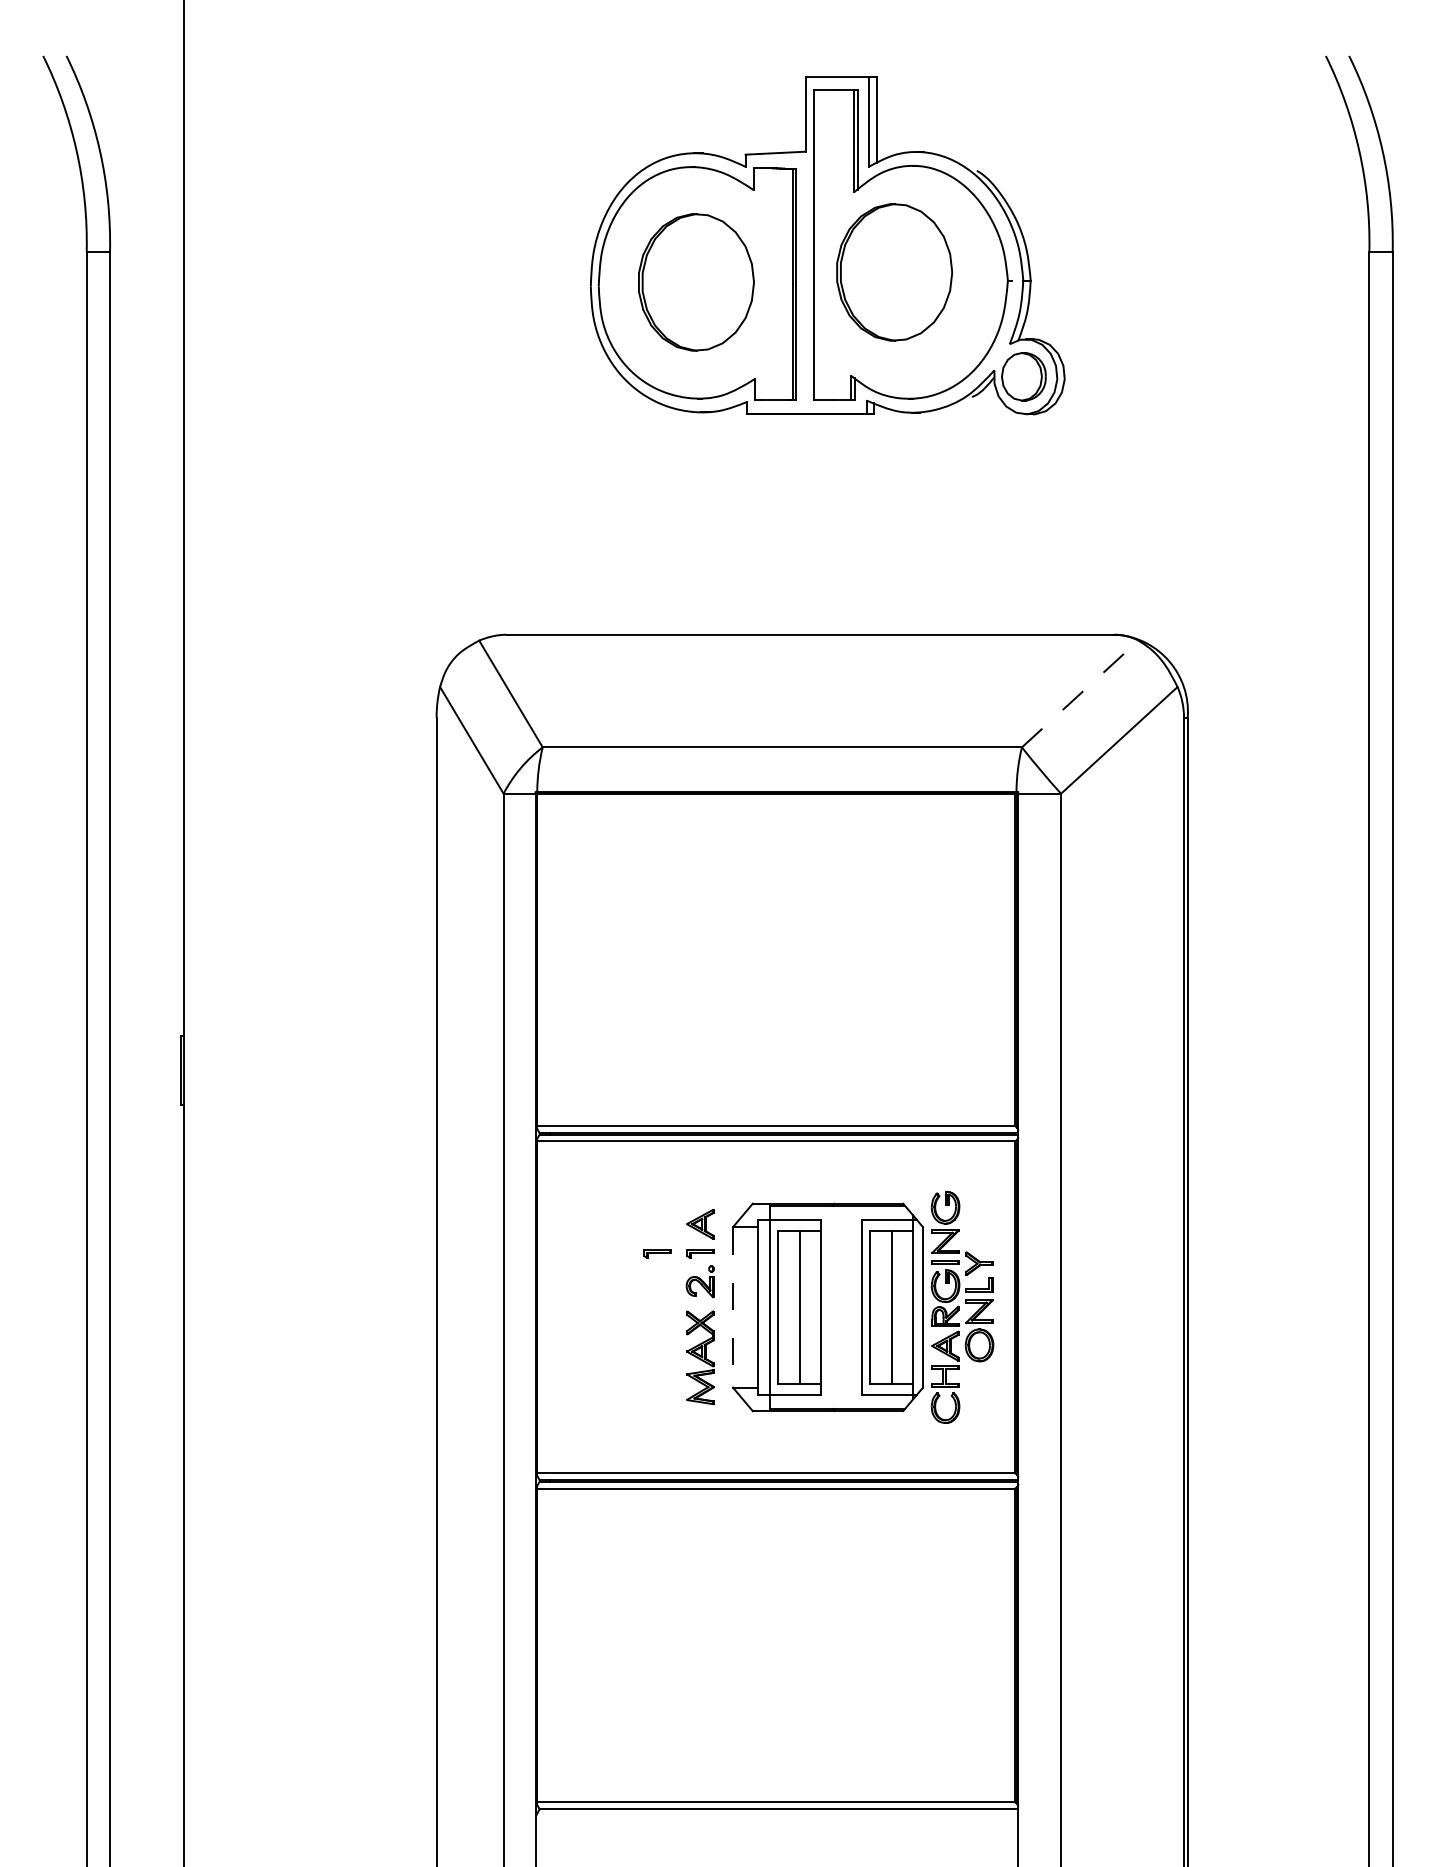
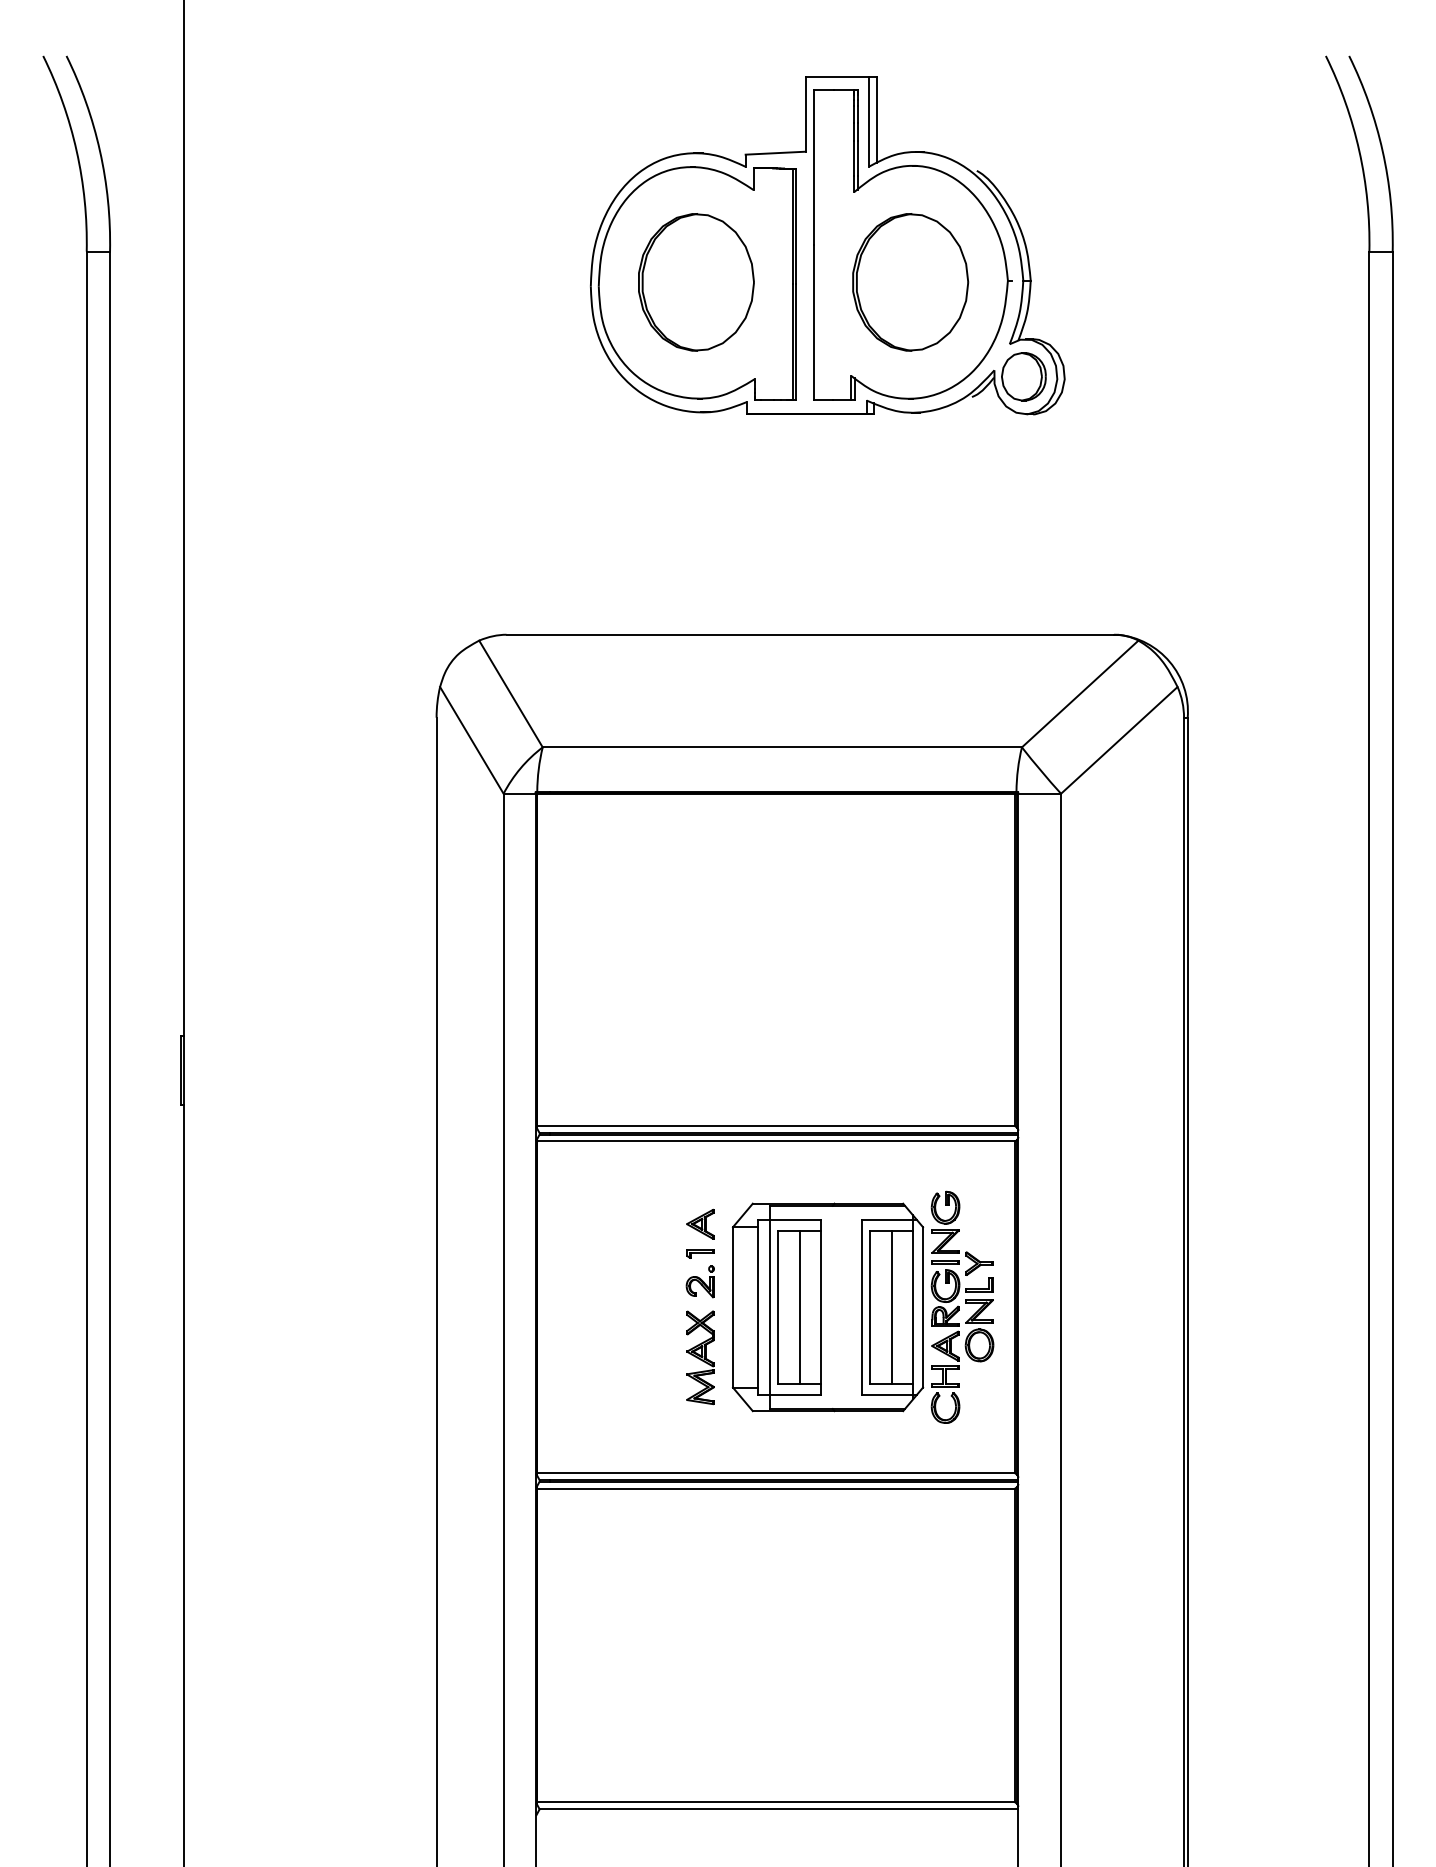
part position: (894, 272) -> (910, 282) (910, 282)
line: dashed -> solid (1080, 693)
part: present -> none (657, 1253)
line: dashed -> solid (732, 1307)
